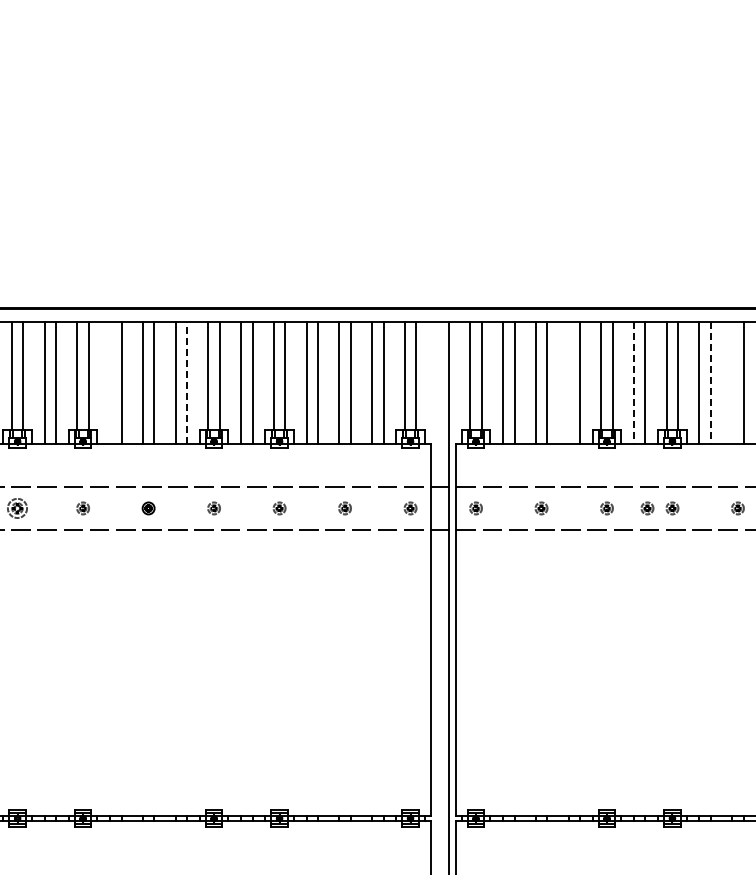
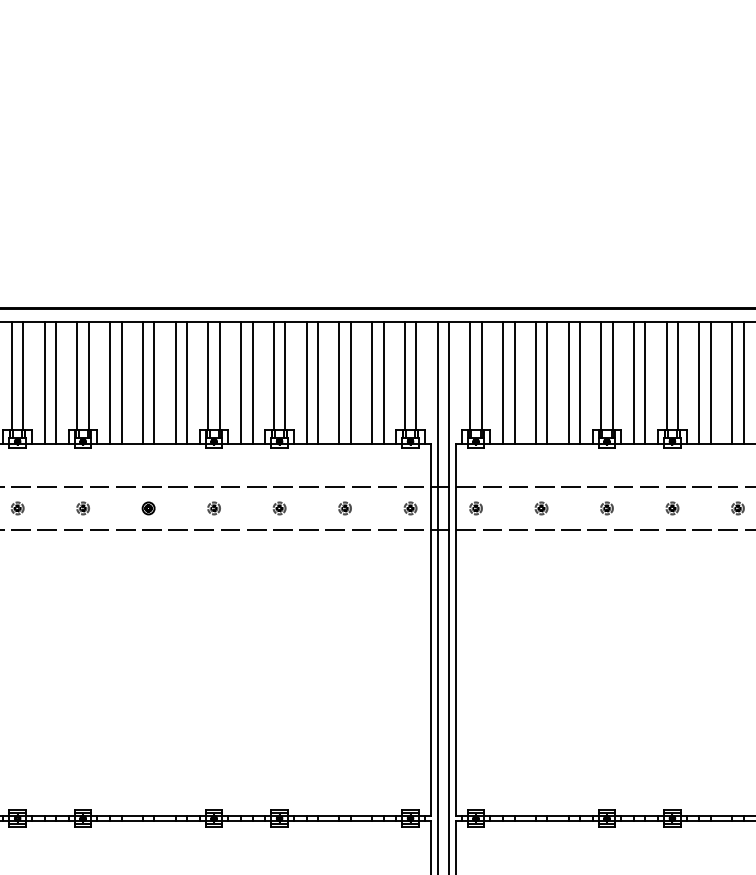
line: none -> present (110, 382)
line: dashed -> solid (187, 382)
line: none -> present (568, 382)
line: none -> present (732, 382)
line: dashed -> solid (634, 383)
line: dashed -> solid (710, 383)
part size: 21x21 px -> 14x15 px (17, 508)
part: present -> none (647, 508)
line: none -> present (437, 596)
